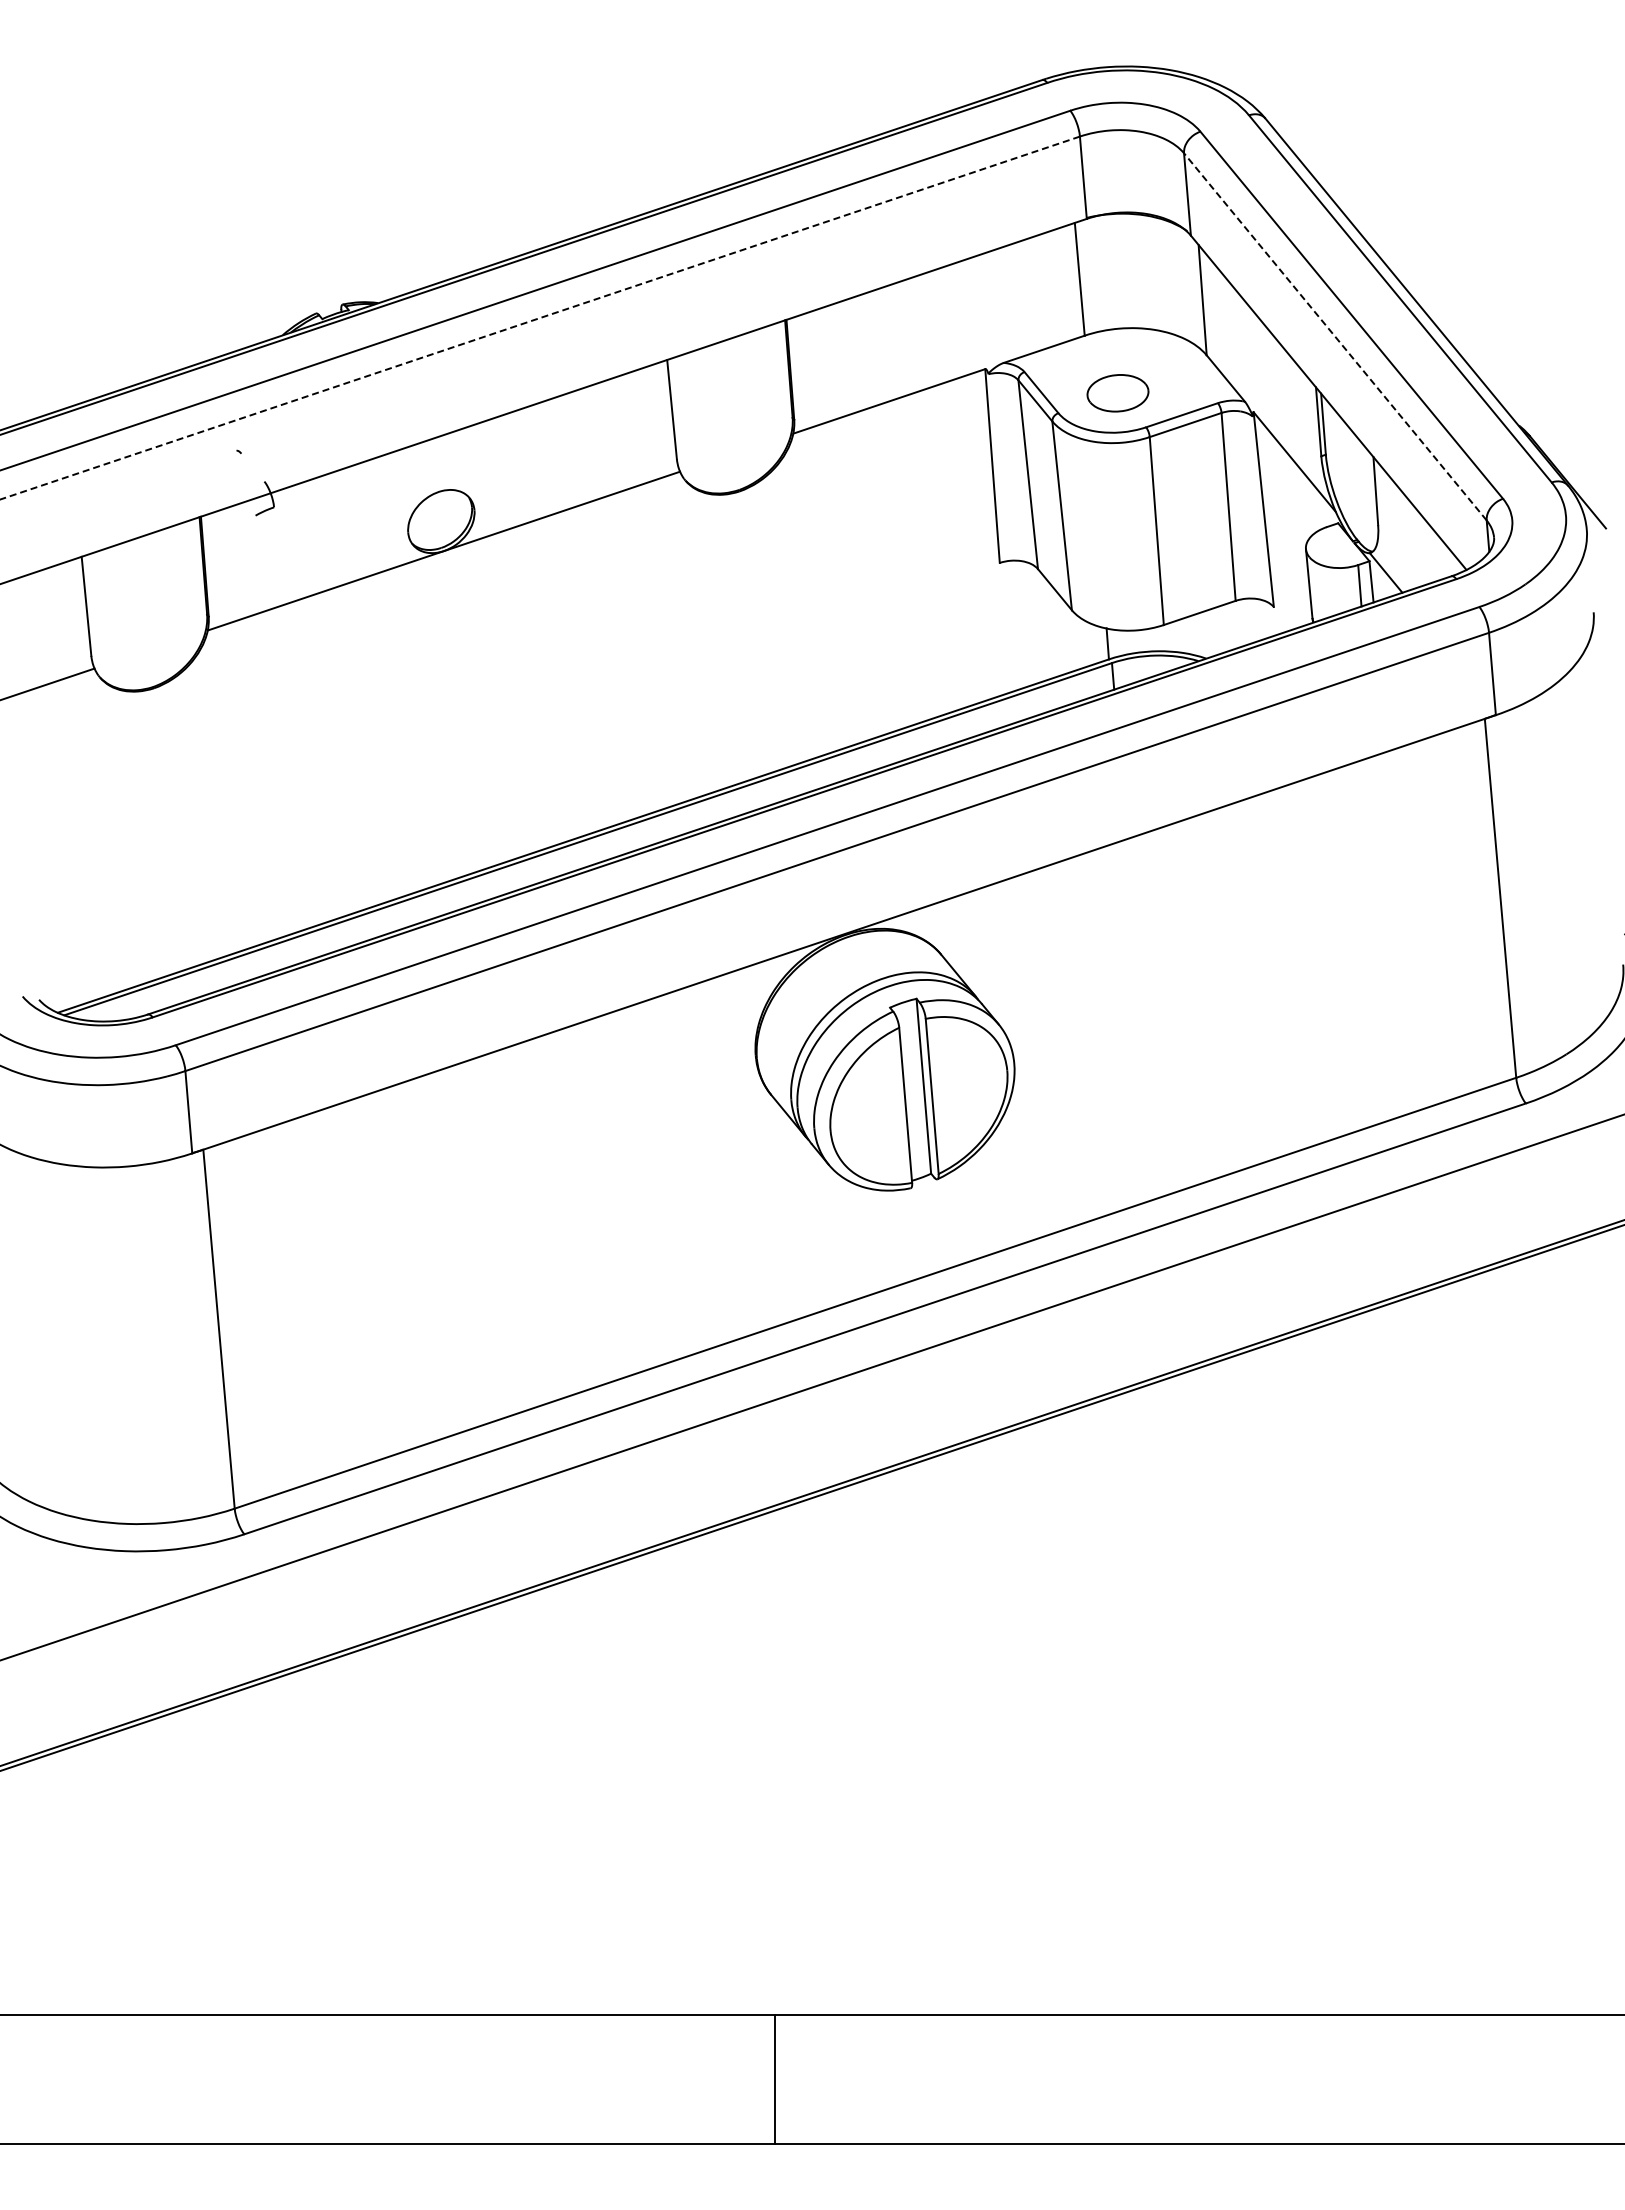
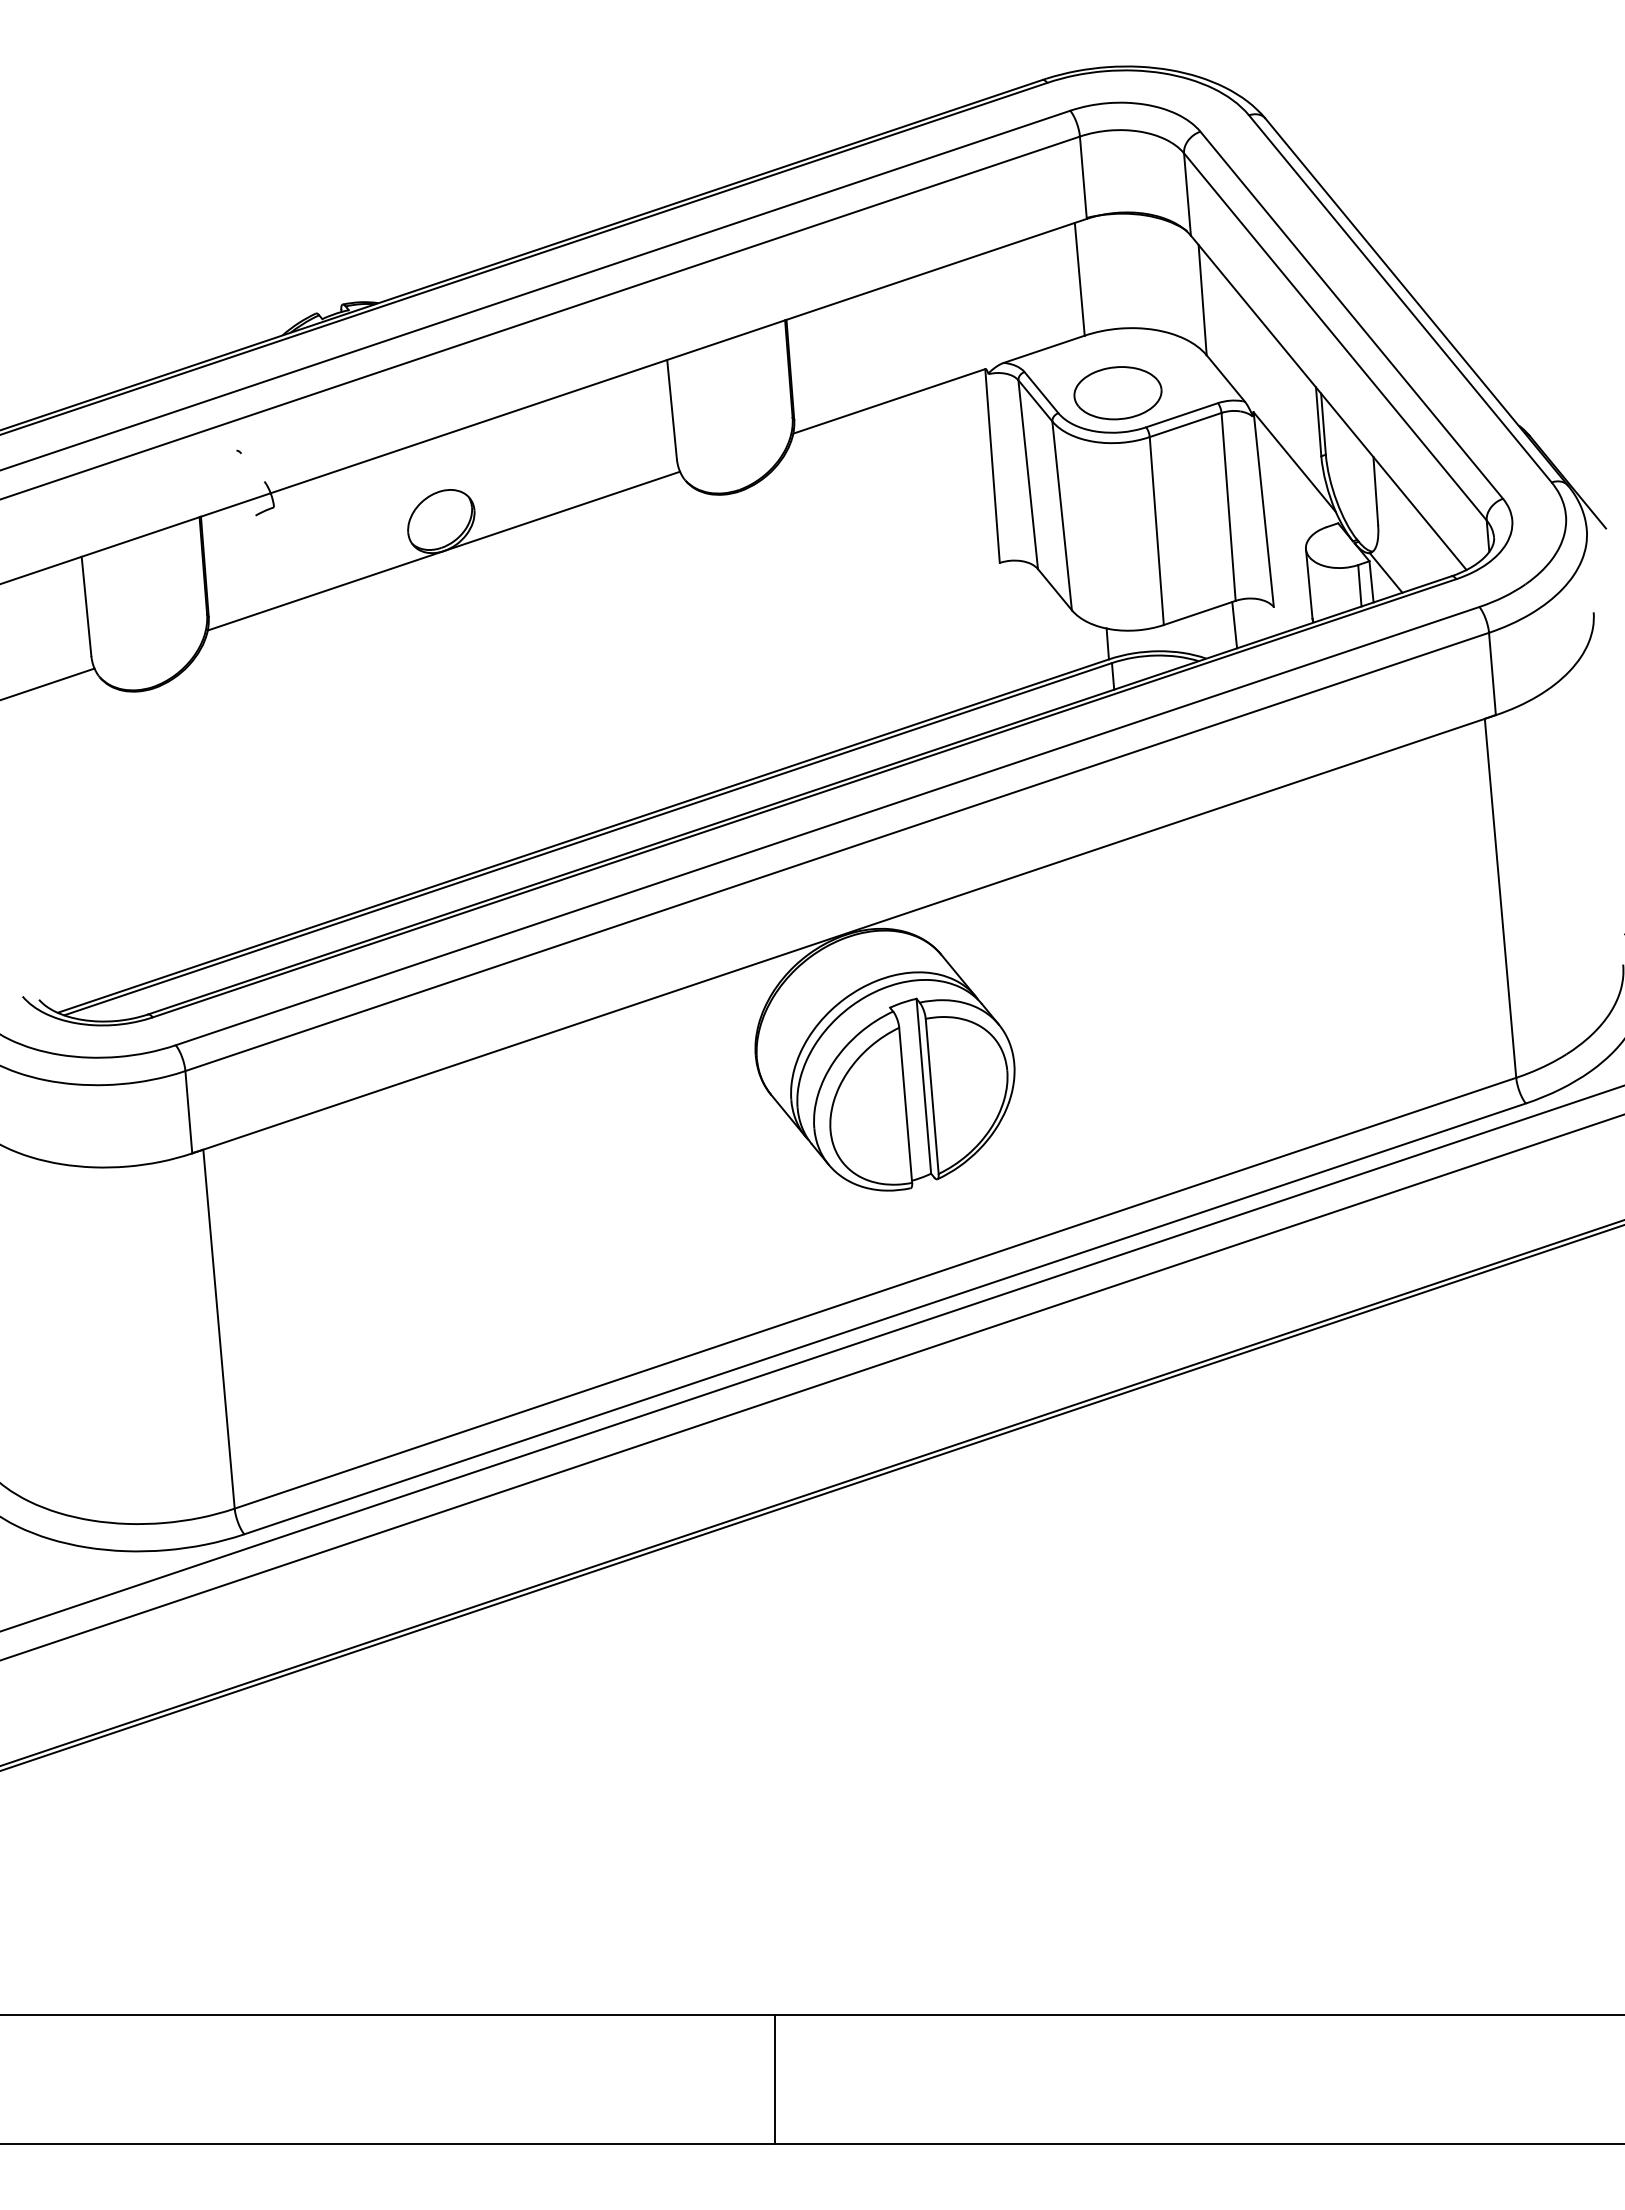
line: dashed -> solid (539, 318)
line: dashed -> solid (1335, 336)
part size: 64x39 px -> 90x55 px (1117, 393)
line: none -> present (1234, 625)
line: none -> present (811, 1358)
